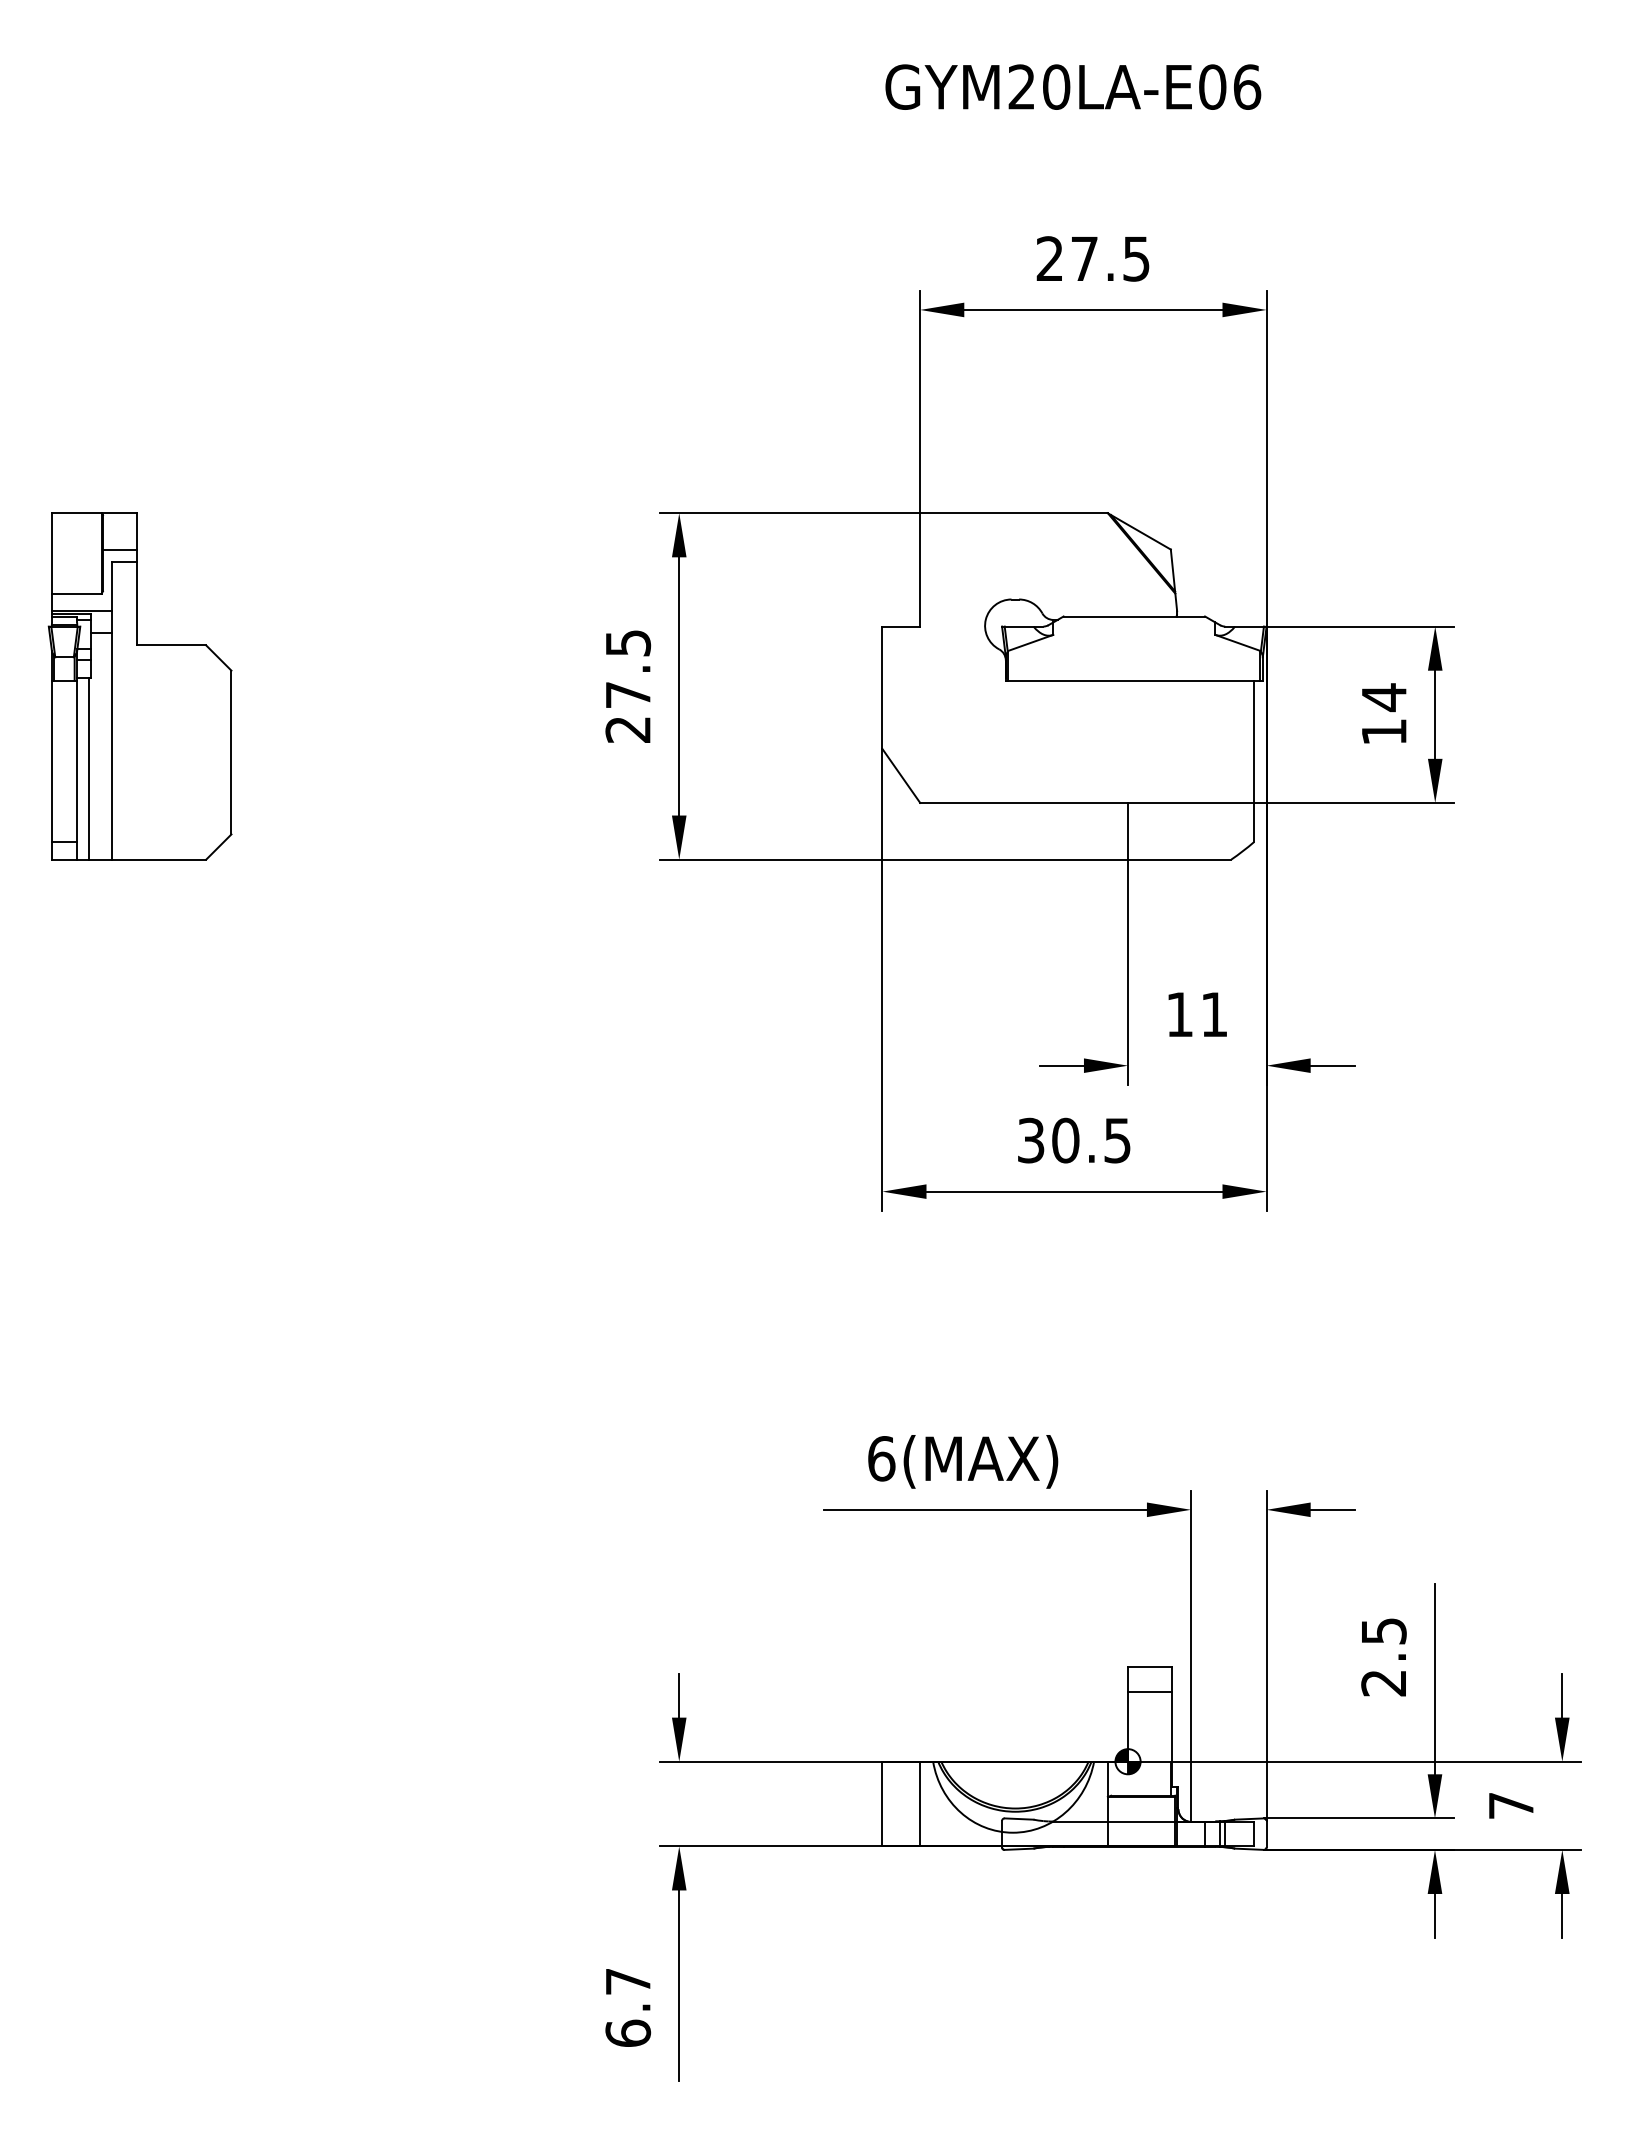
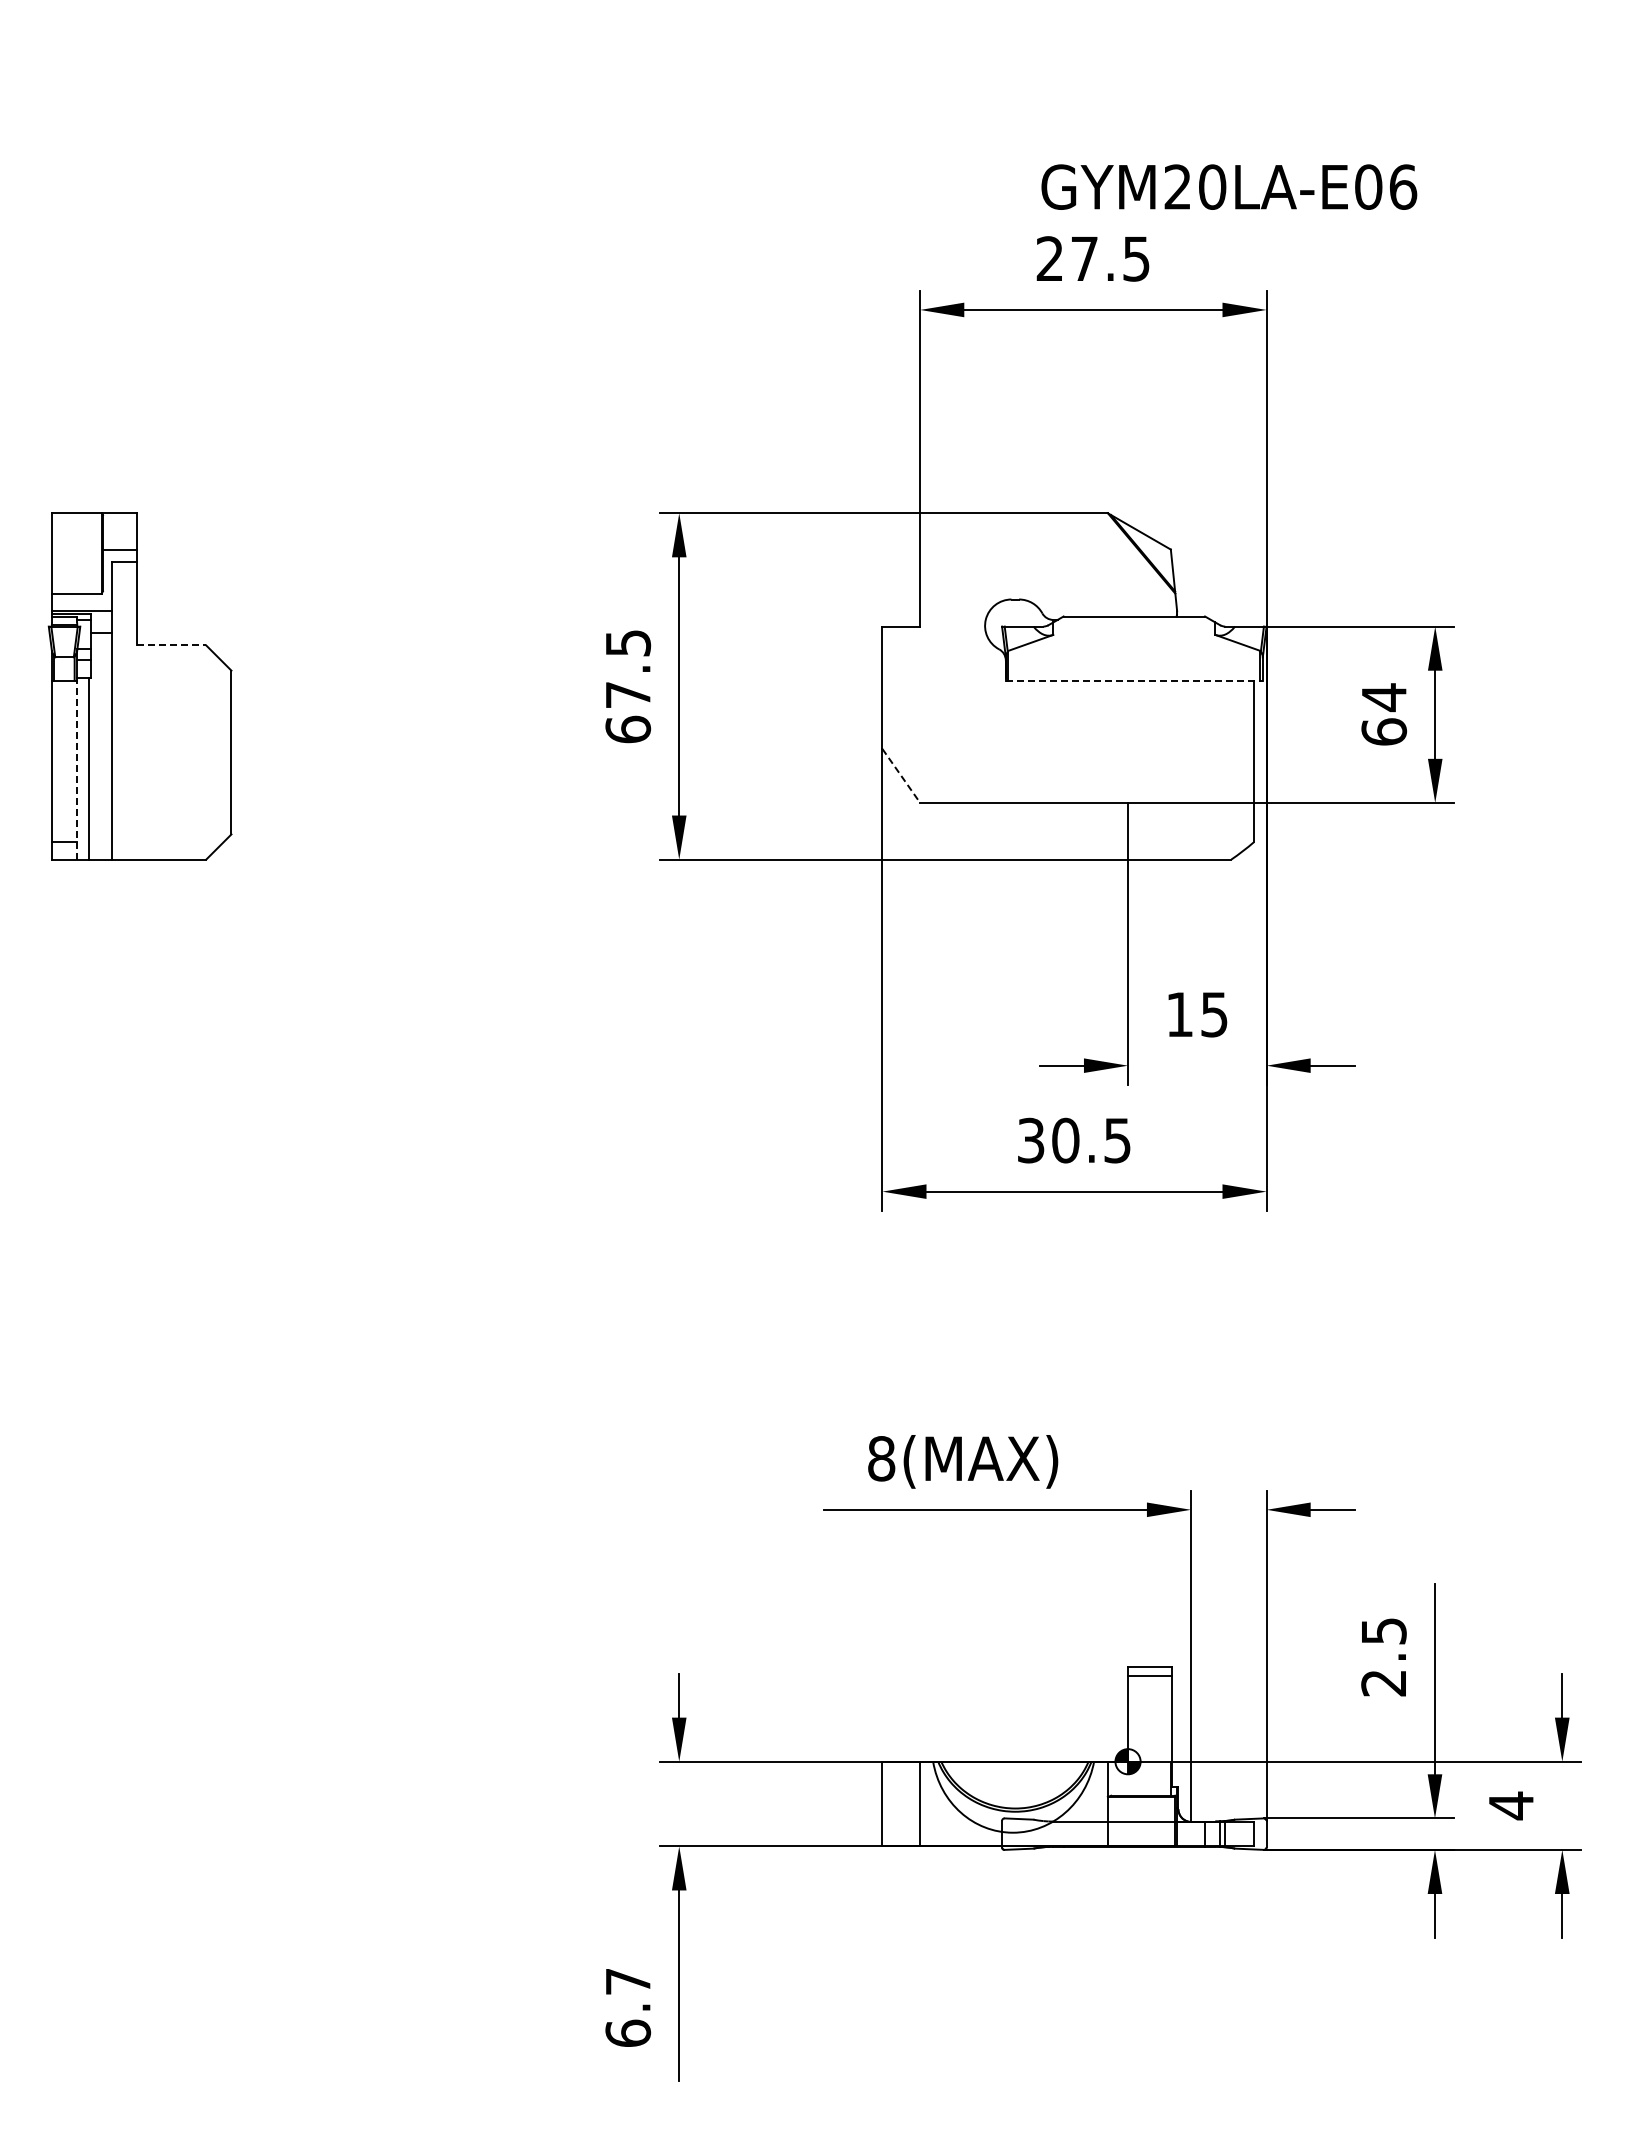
text position: (1073, 86) -> (1229, 186) (1229, 186)
line: solid -> dashed (171, 645)
line: solid -> dashed (1134, 680)
text: 27.5 -> 67.5 (628, 729)
text: 14 -> 64 (1384, 731)
line: solid -> dashed (76, 769)
line: solid -> dashed (901, 775)
text: 11 -> 15 (1214, 1014)
text: 6(MAX) -> 8(MAX) (881, 1458)
line position: (1150, 1692) -> (1150, 1676) (1150, 1676)
text: 7 -> 4 (1511, 1805)
